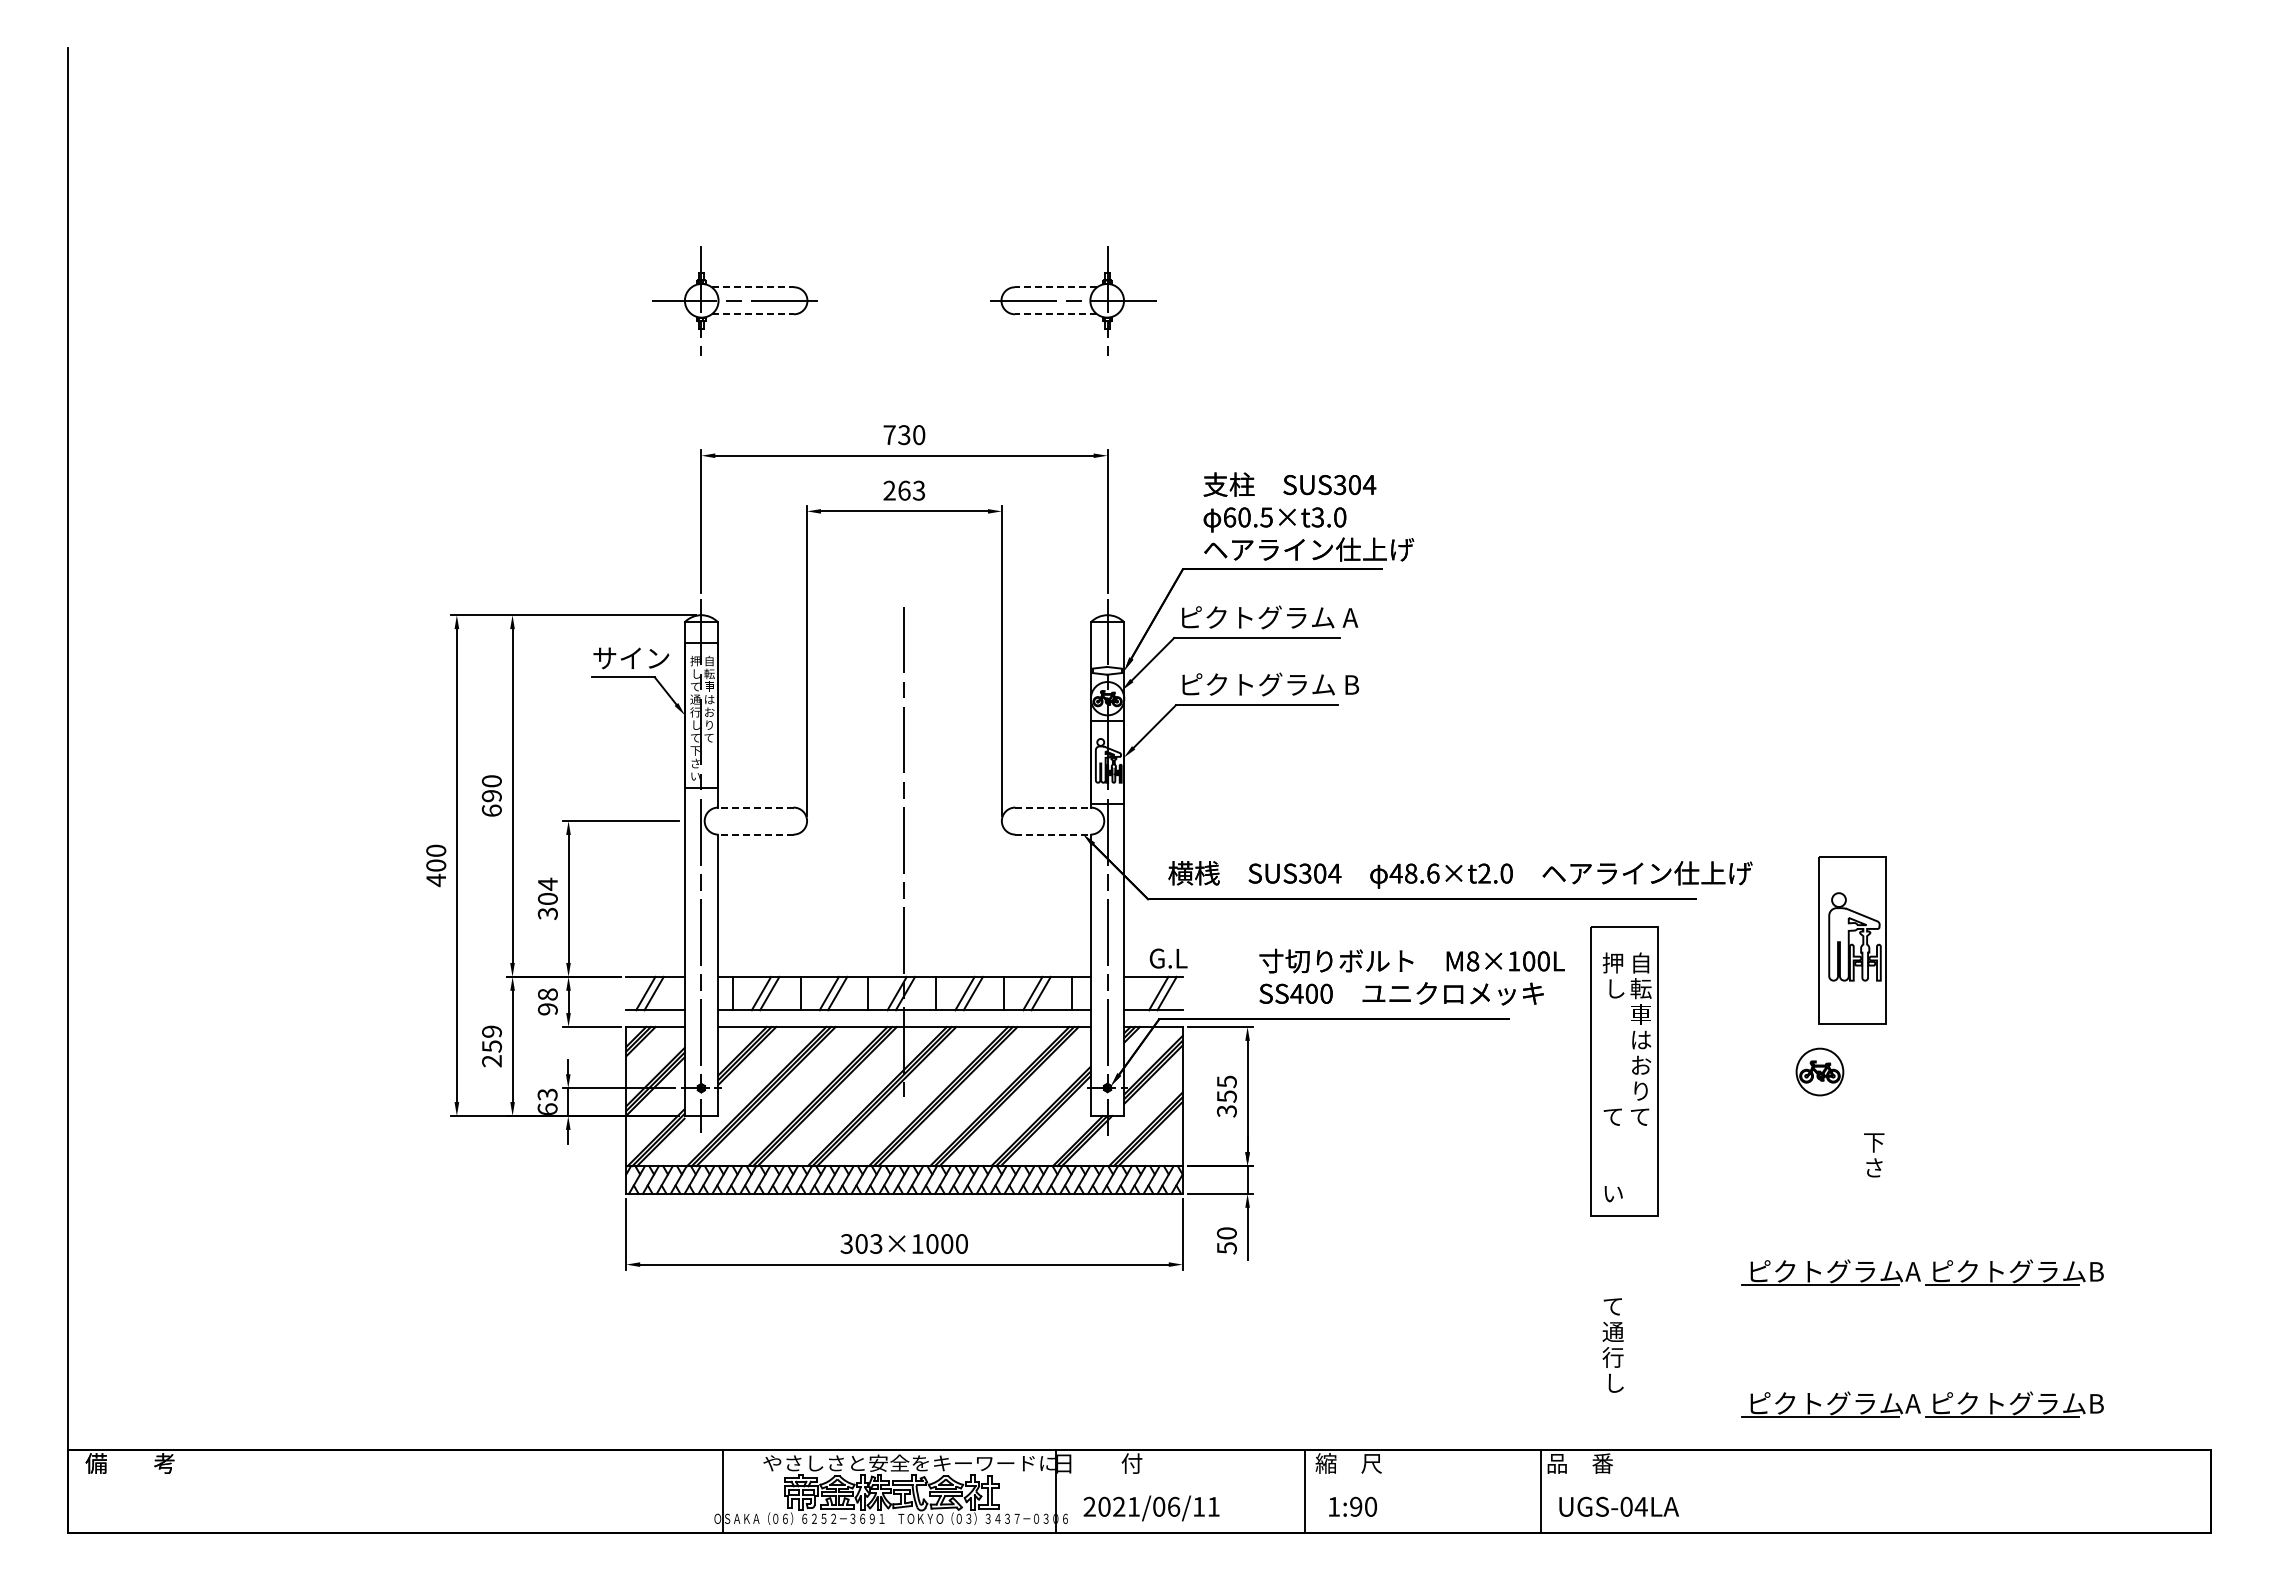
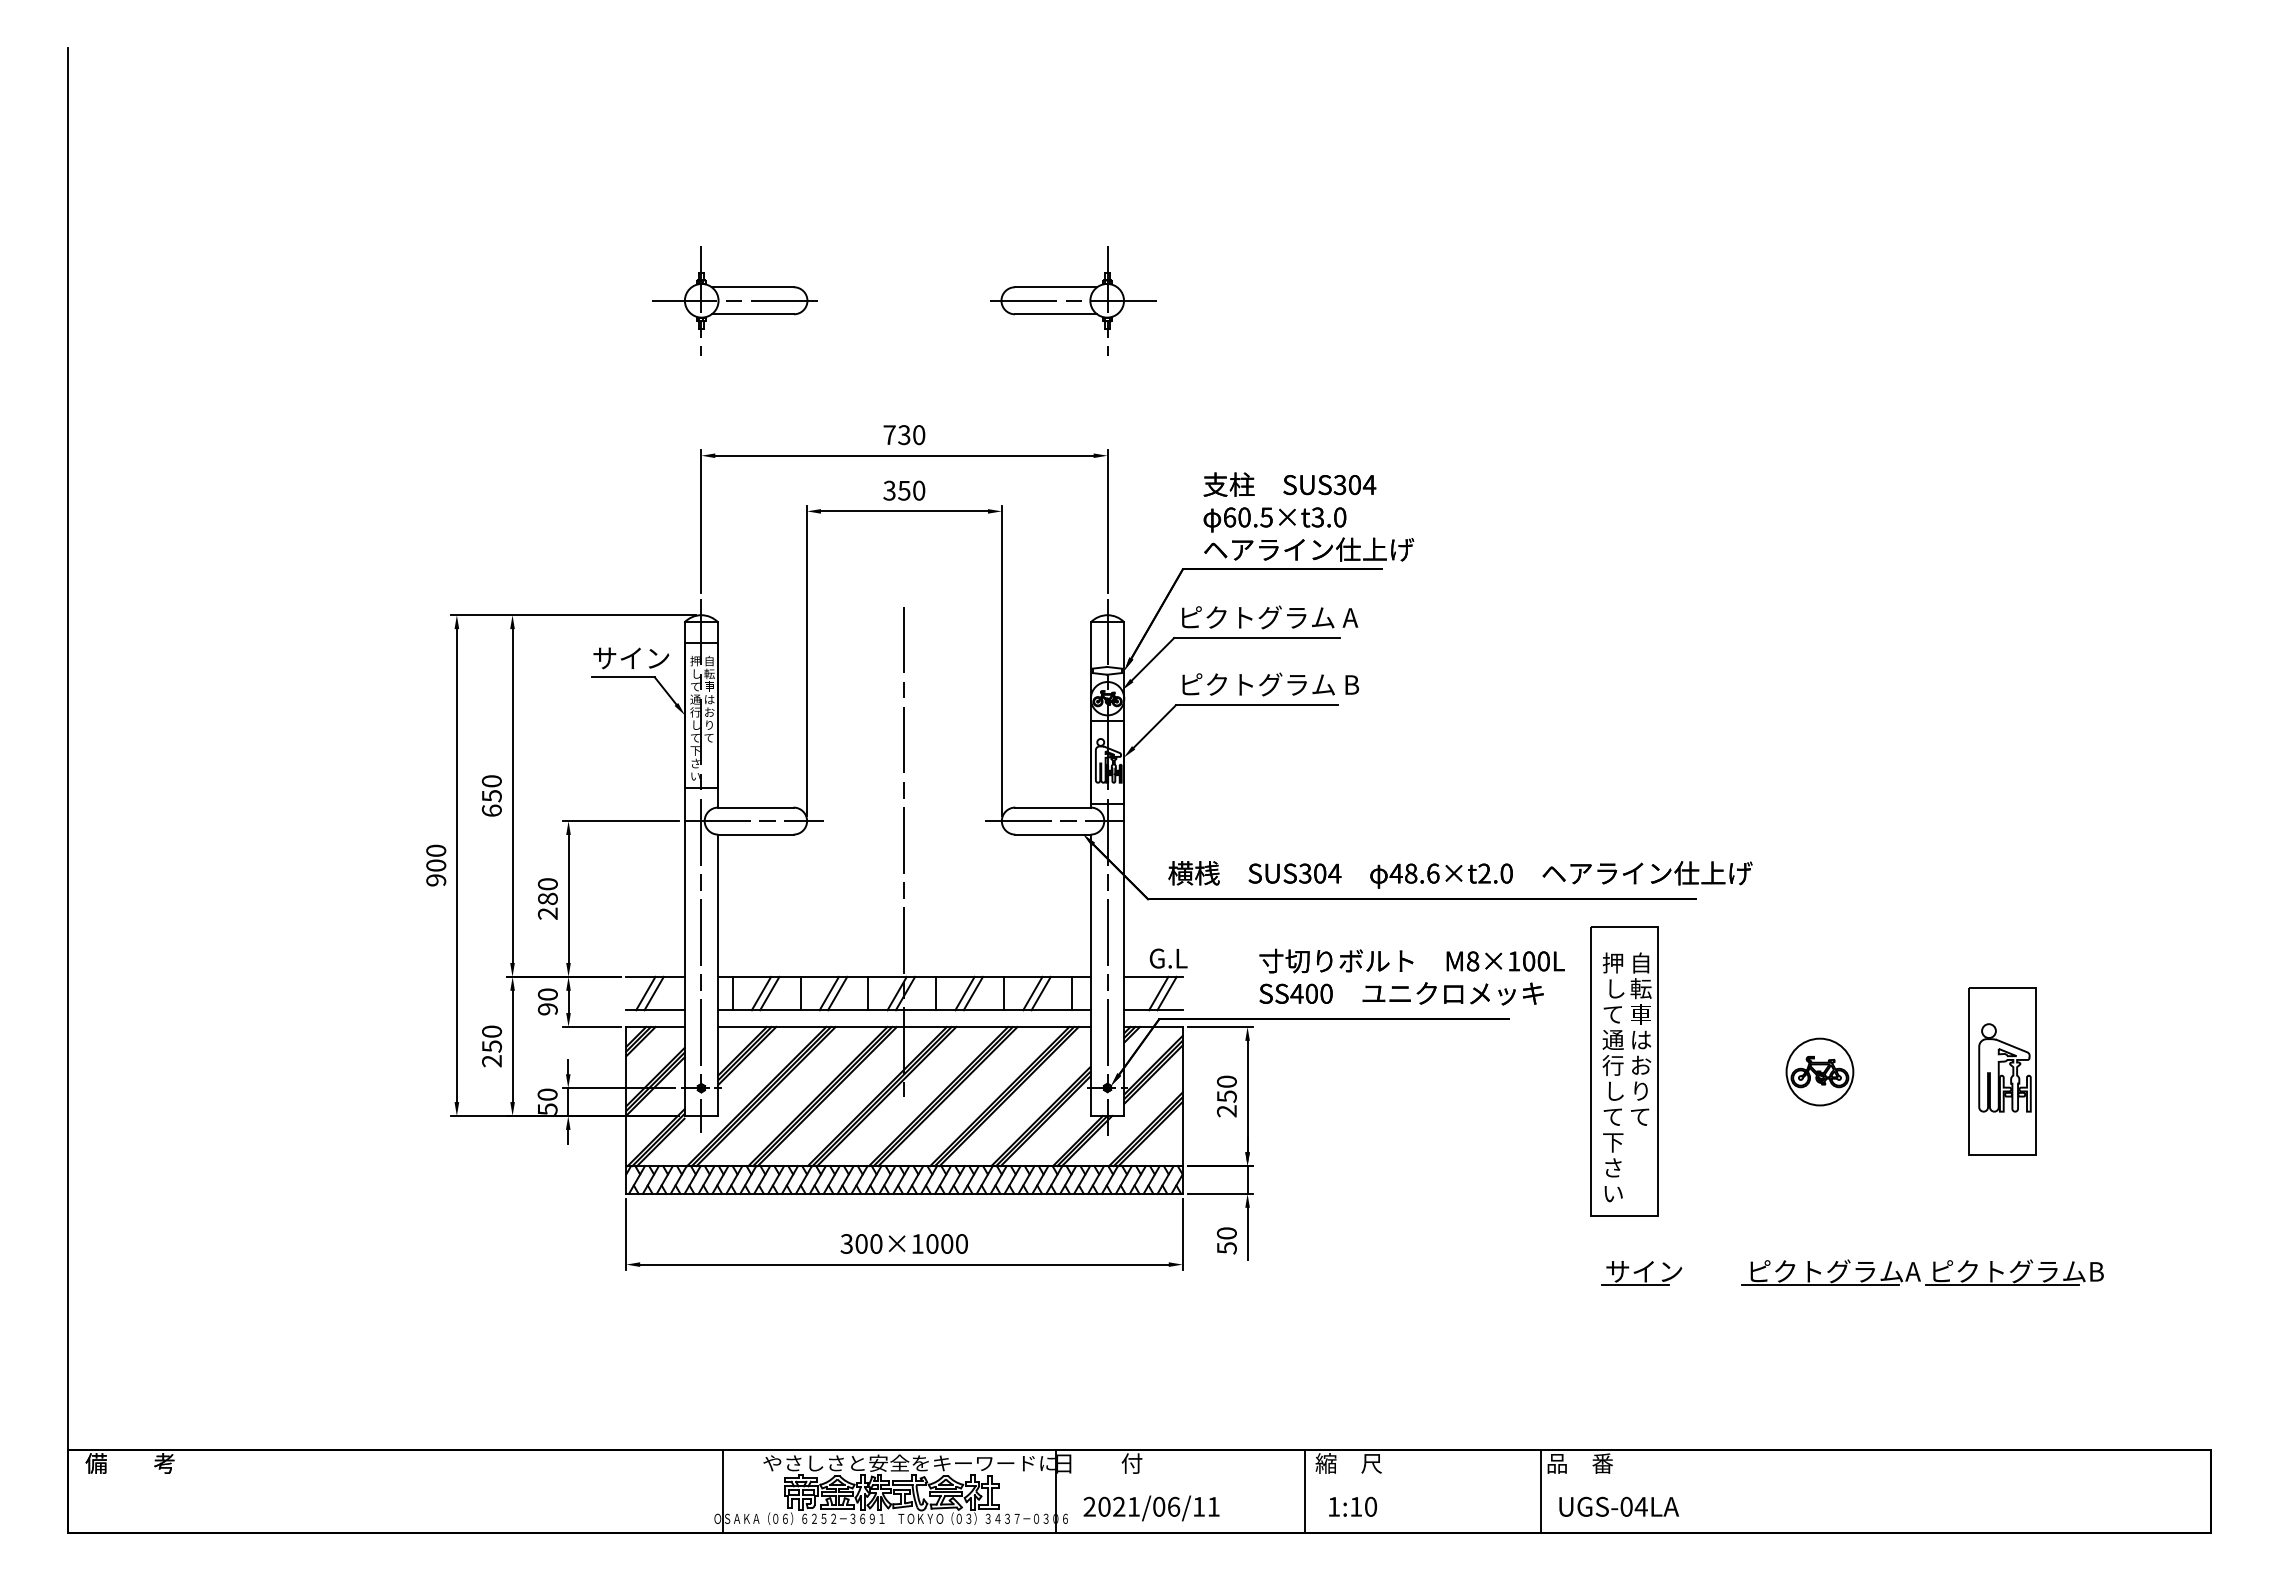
line: dashed -> solid (753, 287)
line: dashed -> solid (1055, 287)
line: dashed -> solid (753, 314)
line: dashed -> solid (1055, 314)
text: 263 -> 350 (904, 490)
text: 690 -> 650 (491, 796)
line: dashed -> solid (755, 807)
line: dashed -> solid (1053, 807)
line: none -> present (753, 821)
line: none -> present (1054, 821)
line: dashed -> solid (755, 834)
line: dashed -> solid (1053, 834)
text: 400 -> 900 (436, 880)
text: 304 -> 280 (547, 898)
part position: (1852, 940) -> (2002, 1071) (2002, 1071)
text: 98 -> 90 (547, 994)
text: 259 -> 250 (491, 1031)
part size: 50x50 px -> 70x70 px (1819, 1071)
text: 355 -> 250 (1226, 1096)
text: 63 -> 50 (547, 1101)
text position: (1874, 1155) -> (1613, 1155) (1613, 1155)
text: 303×1000 -> 300×1000 (876, 1243)
part: none -> present (1641, 1273)
text position: (1612, 1345) -> (1612, 1053) (1612, 1053)
part: present -> none (1922, 1404)
text: 1:90 -> 1:10 (1356, 1506)
